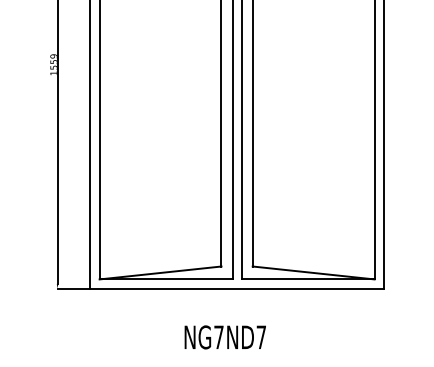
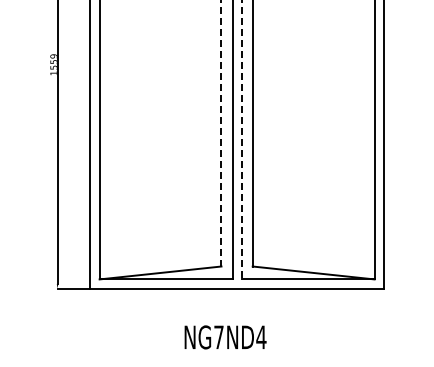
line: solid -> dashed (221, 133)
line: solid -> dashed (241, 140)
text: NG7ND7 -> NG7ND4 (261, 336)
